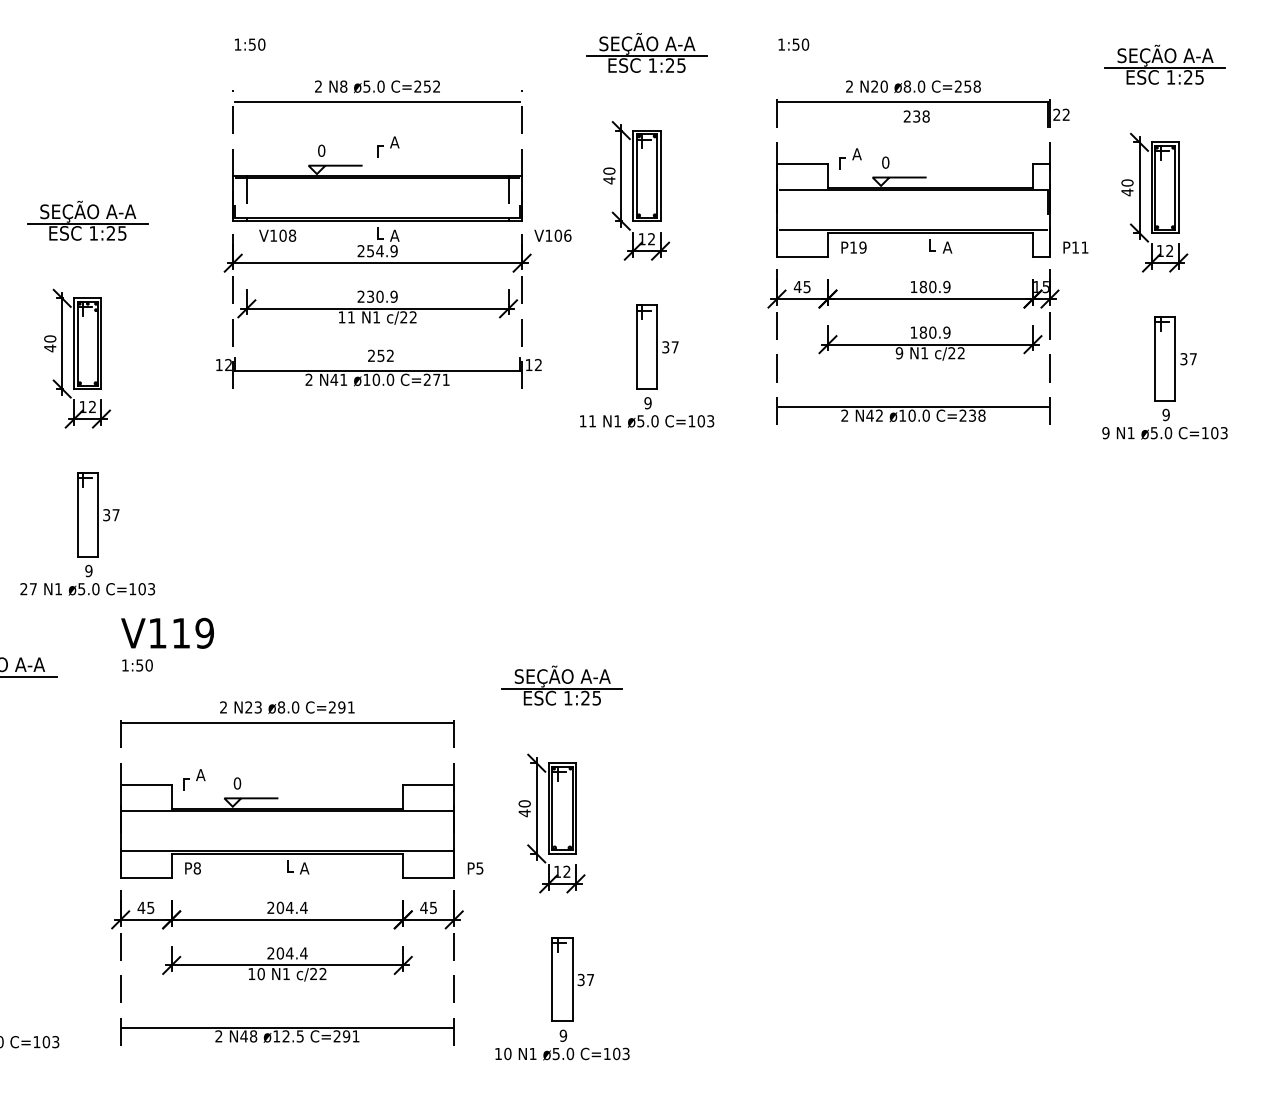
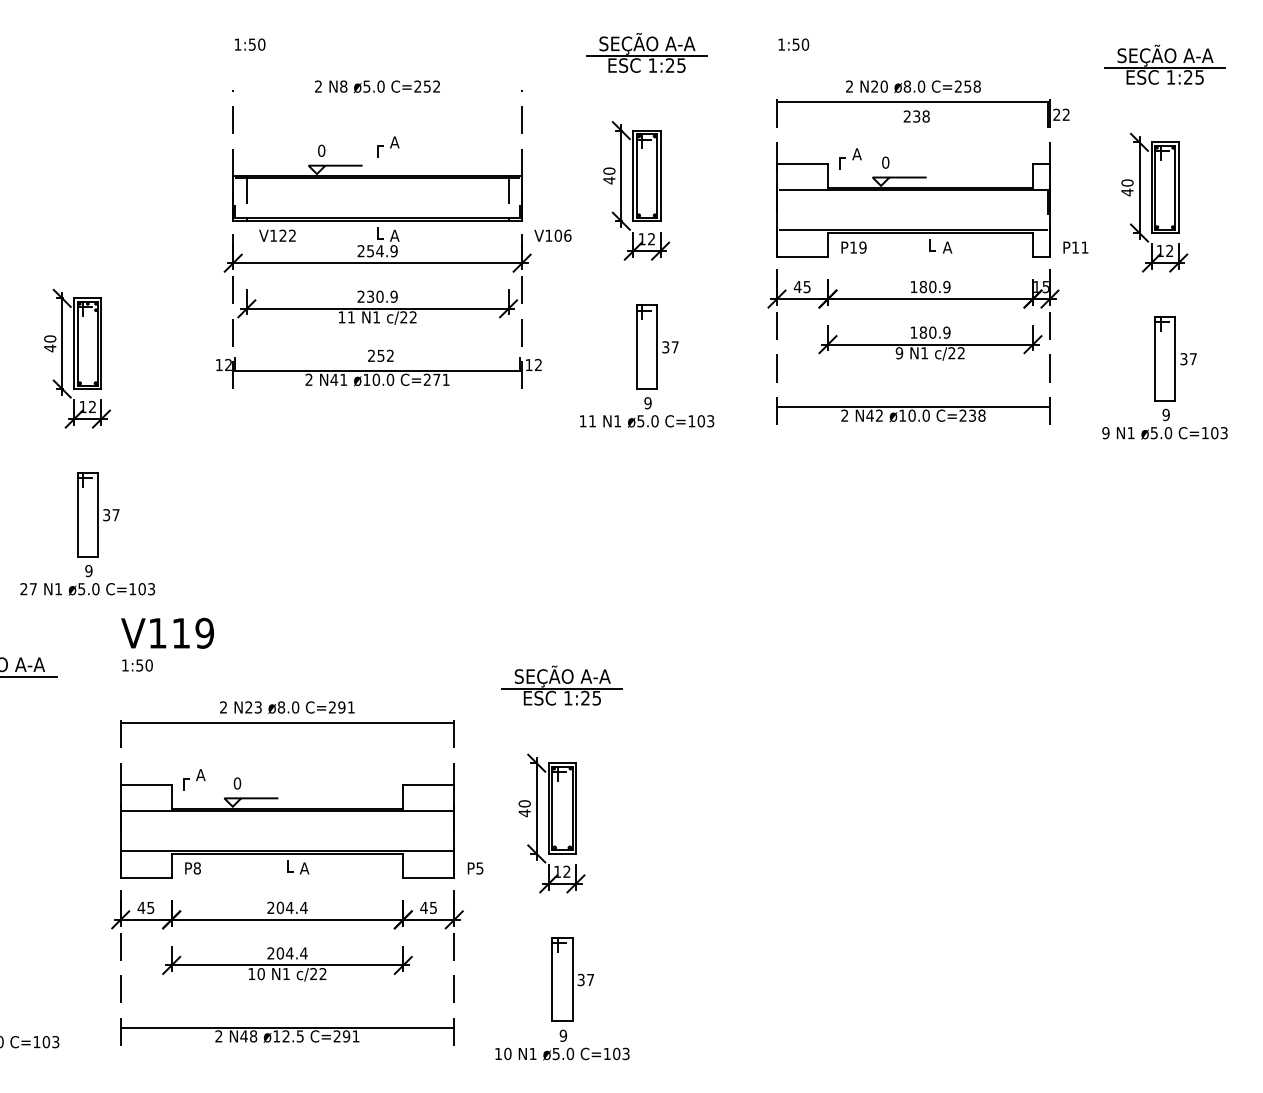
line: present -> none (377, 102)
part: present -> none (87, 220)
text: V108 -> V122 (287, 235)
